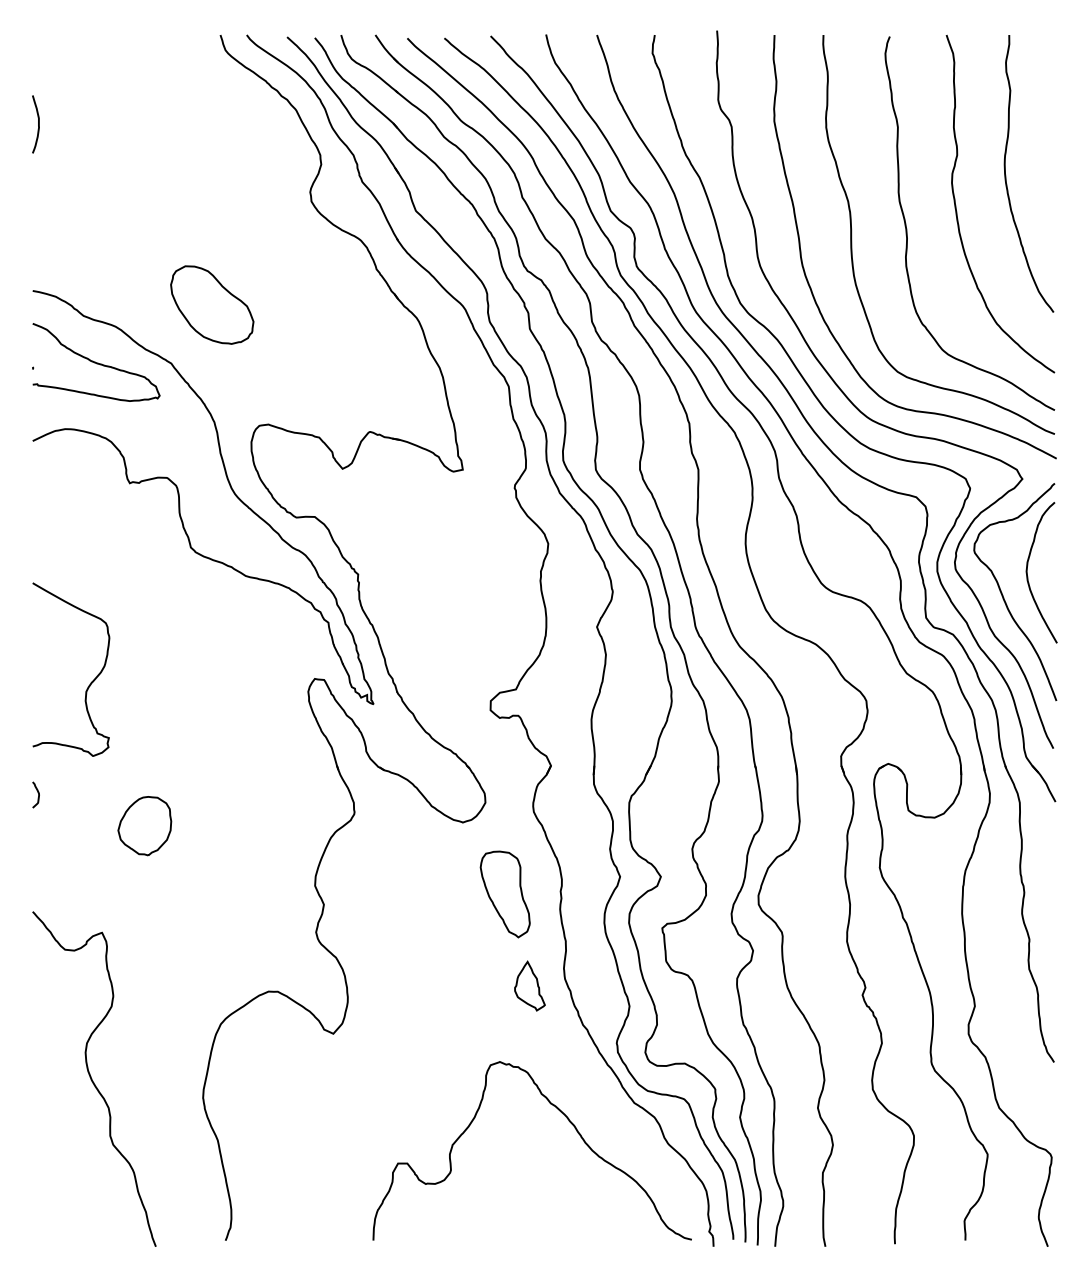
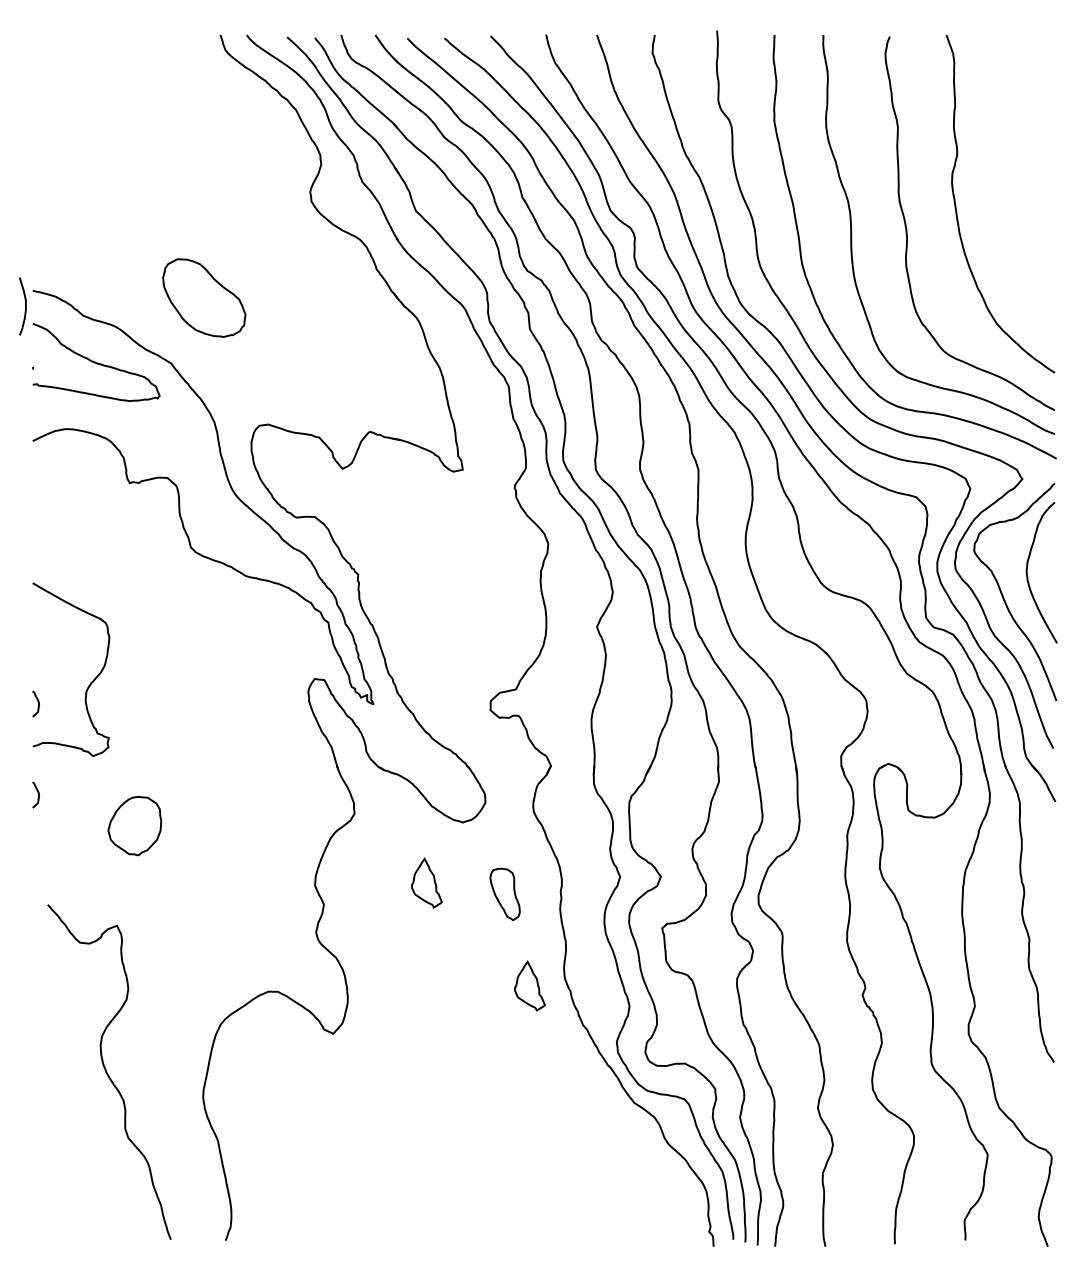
curve position: (38, 124) -> (25, 306) (25, 306)
curve: present -> none (1006, 175)
part position: (212, 304) -> (204, 297) (204, 297)
curve: none -> present (37, 701)
part position: (144, 826) -> (134, 826) (134, 826)
part: none -> present (426, 882)
part size: 52x89 px -> 32x55 px (504, 894)
curve position: (92, 1078) -> (107, 1071) (107, 1071)
curve: present -> none (568, 1121)
